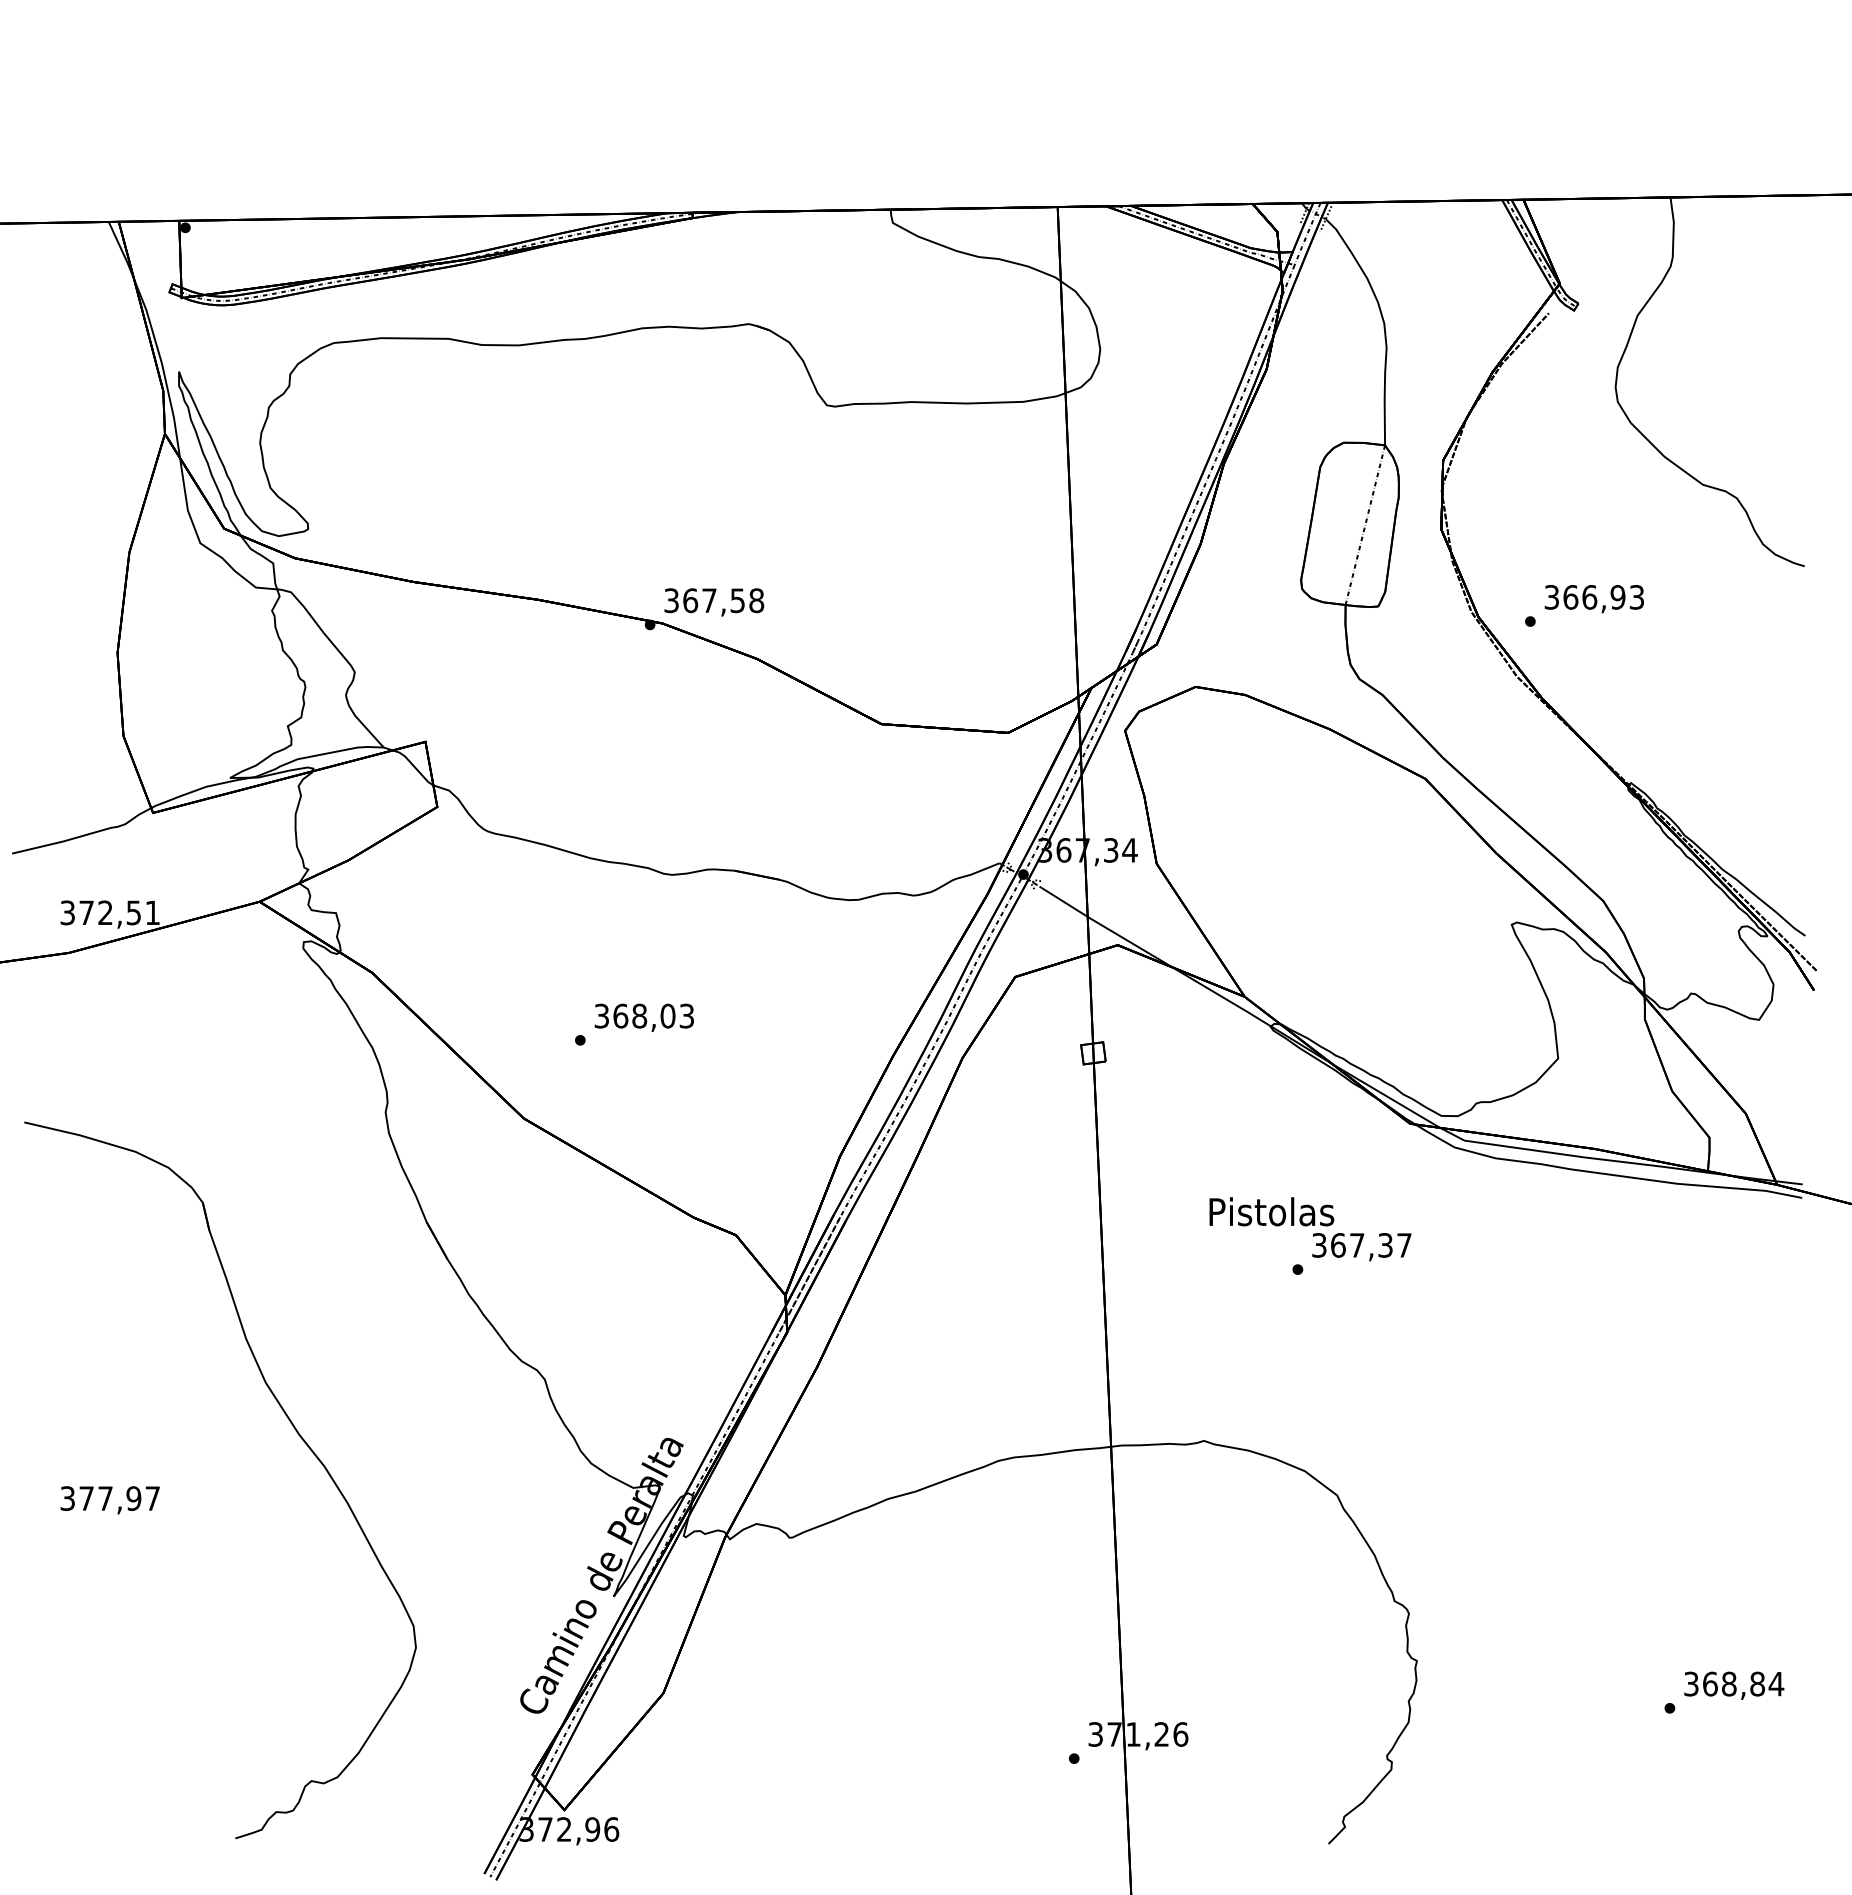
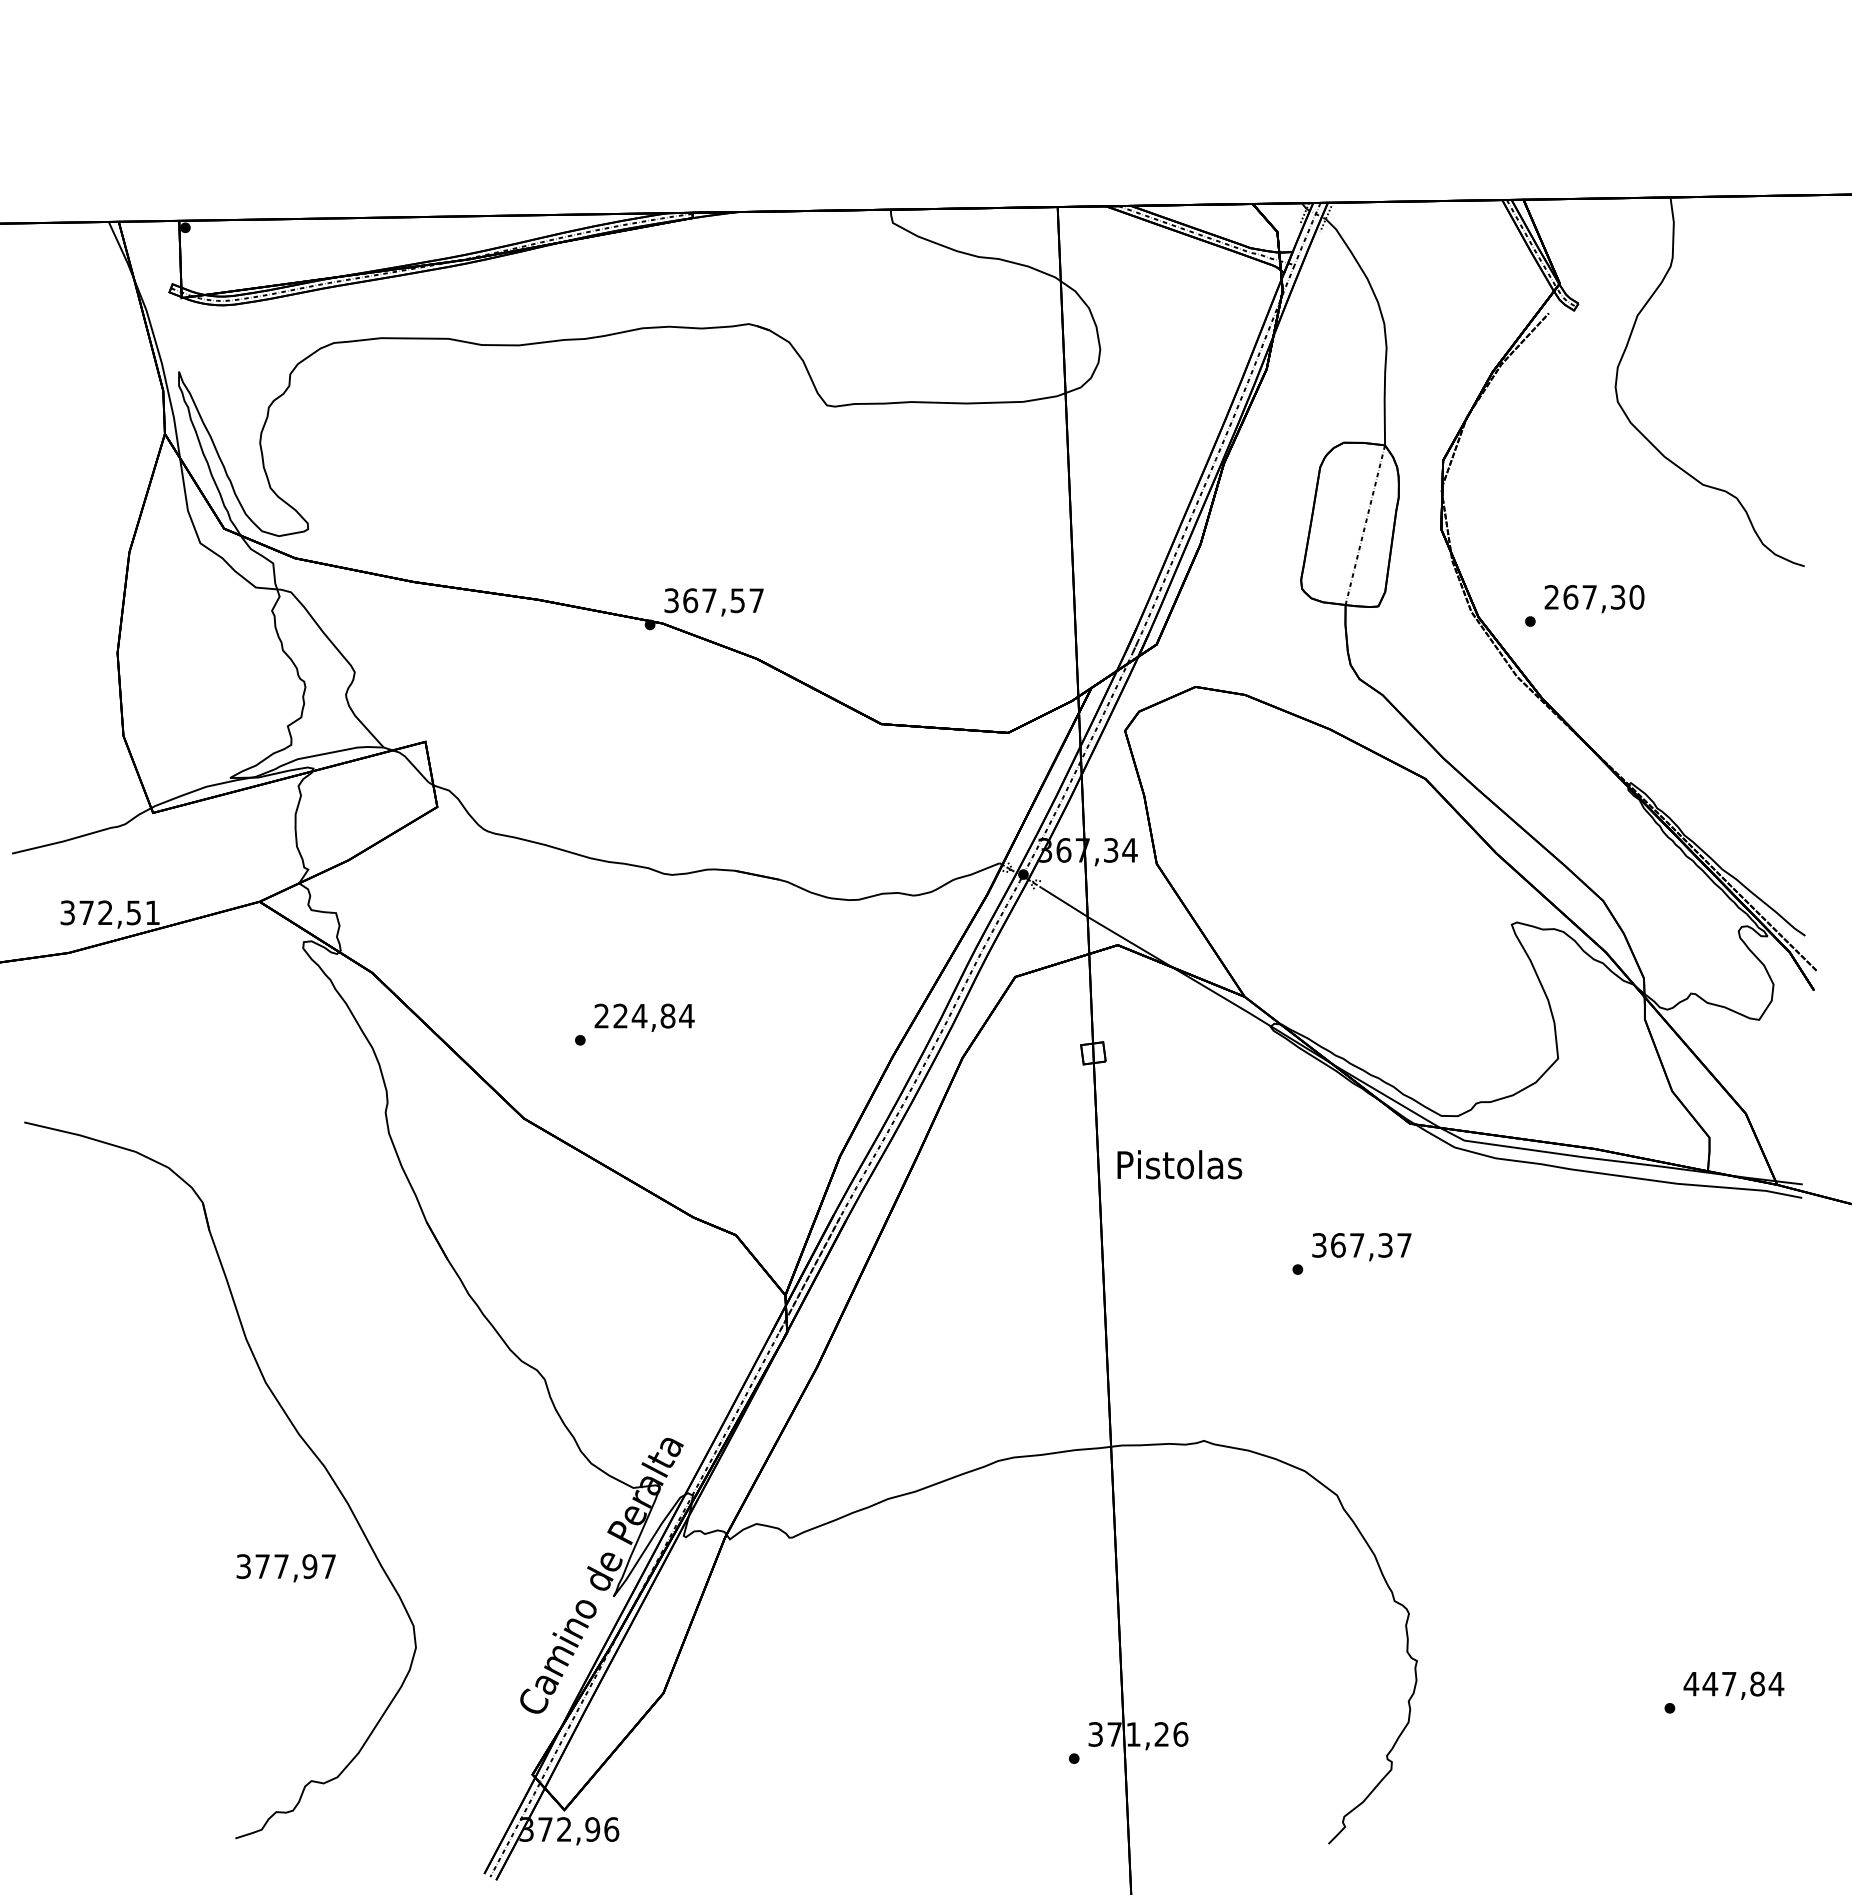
text: 366,93 -> 267,30 (1594, 597)
text: 367,58 -> 367,57 (756, 600)
text: 368,03 -> 224,84 (644, 1015)
text position: (1271, 1211) -> (1179, 1164) (1179, 1164)
text position: (109, 1500) -> (285, 1568) (285, 1568)
text: 368,84 -> 447,84 (1709, 1683)
